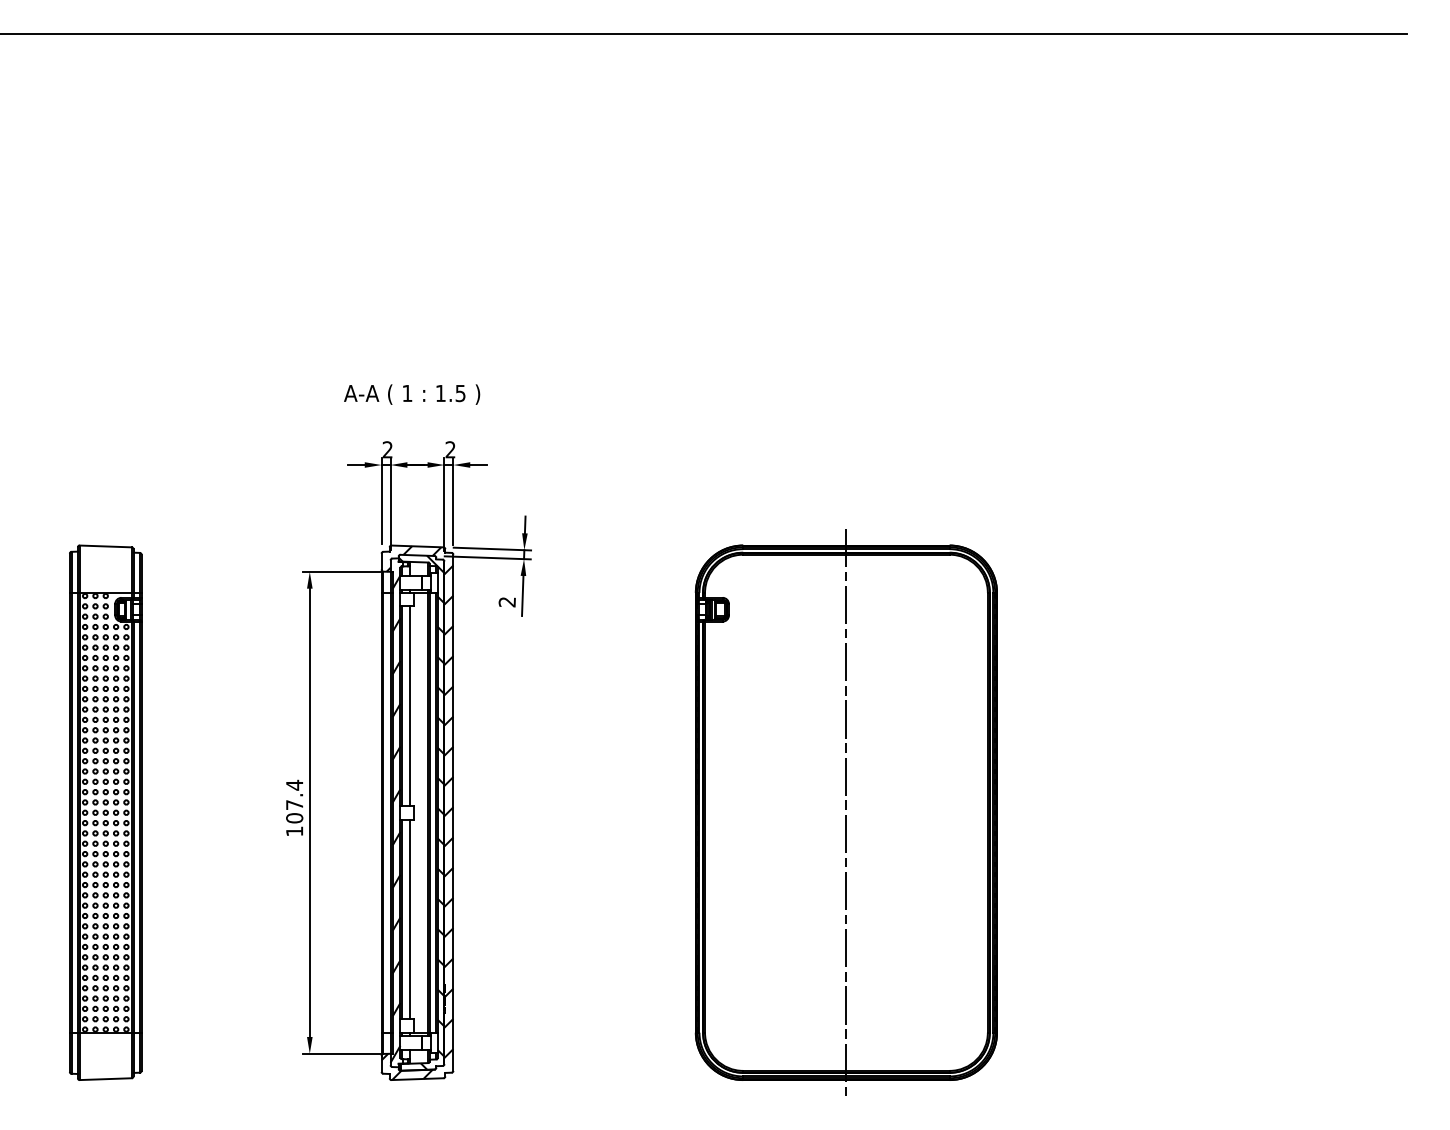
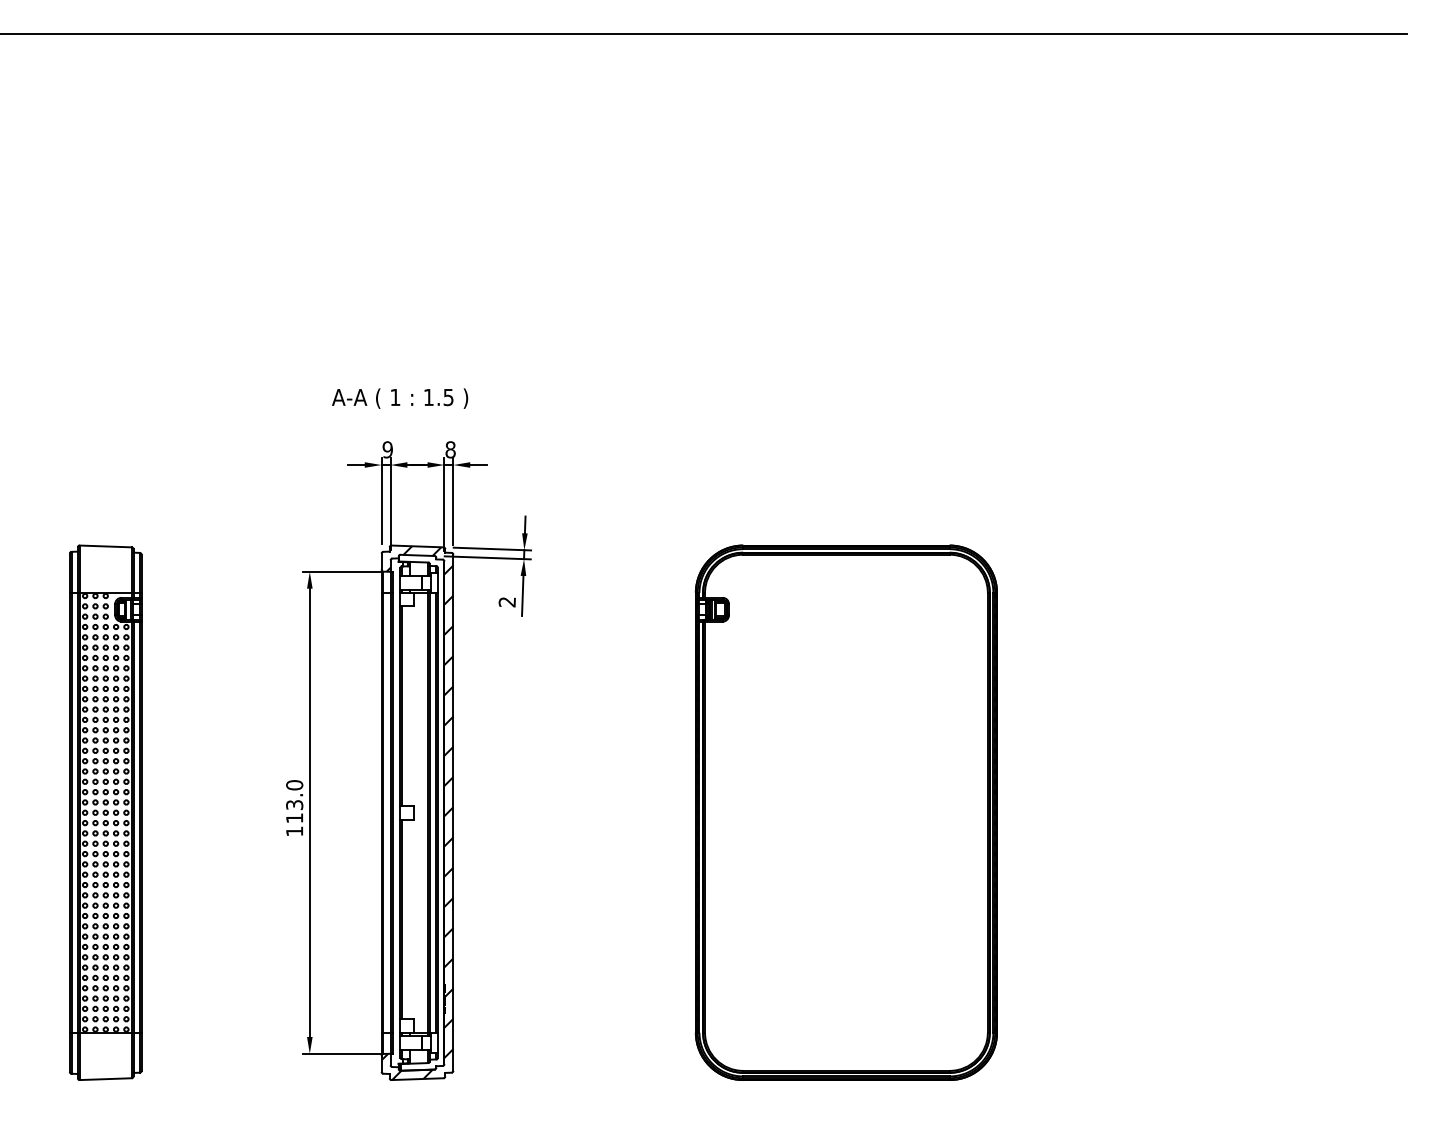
text position: (412, 394) -> (400, 398) (400, 398)
text: 2 -> 9 (387, 449)
text: 2 -> 8 (450, 449)
line: present -> none (409, 706)
text: 107.4 -> 113.0 (294, 801)
hatch: present -> none (421, 812)
line: present -> none (846, 812)
hatch: present -> none (395, 818)
line: present -> none (409, 919)
